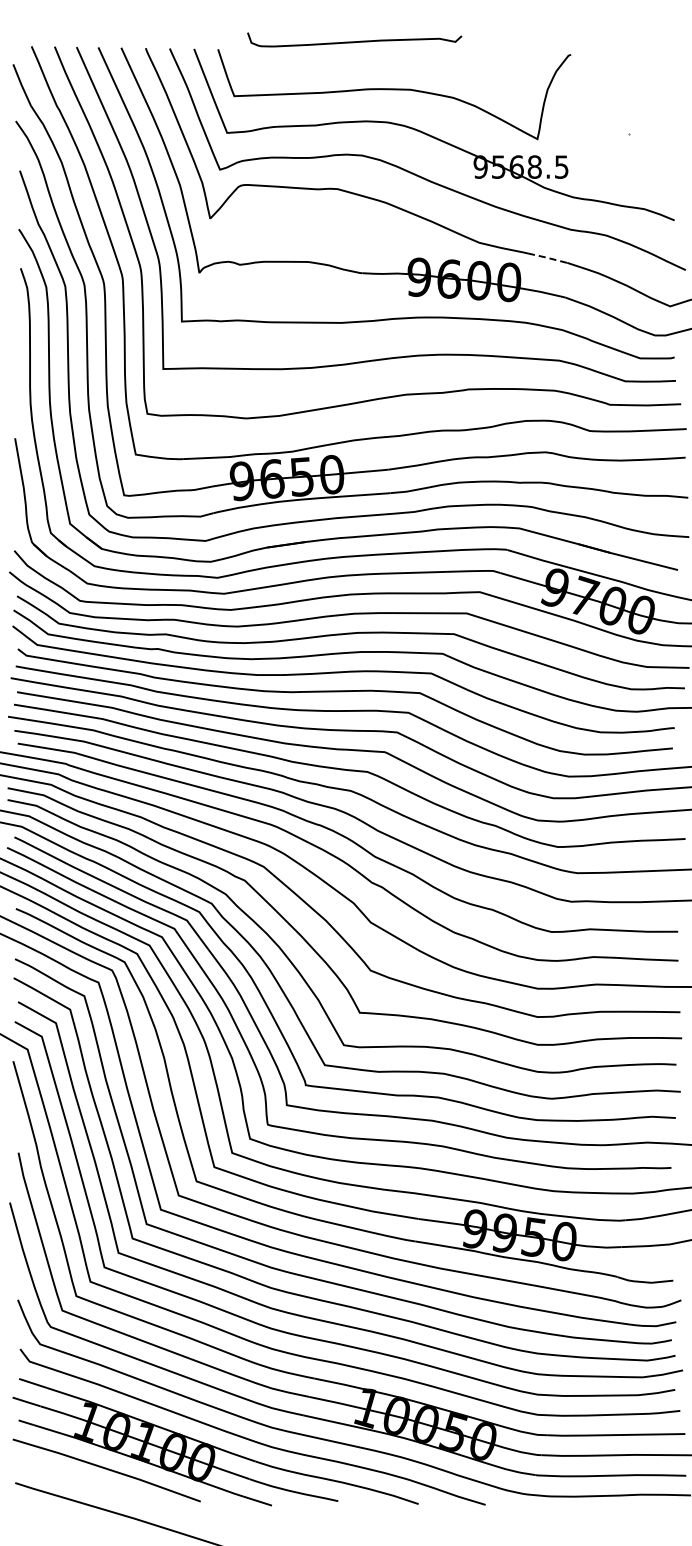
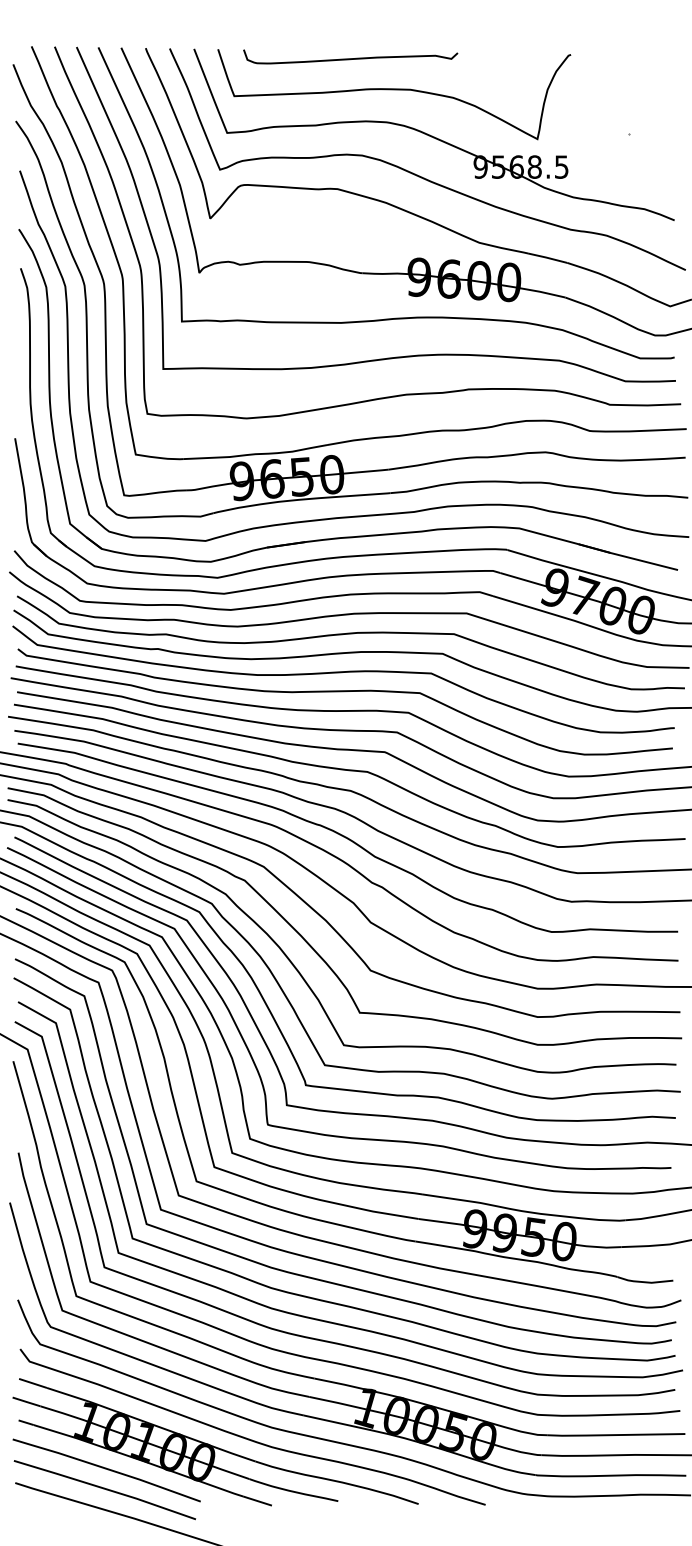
curve position: (354, 41) -> (350, 58) (350, 58)
line: dashed -> solid (547, 257)
line: none -> present (104, 1489)
